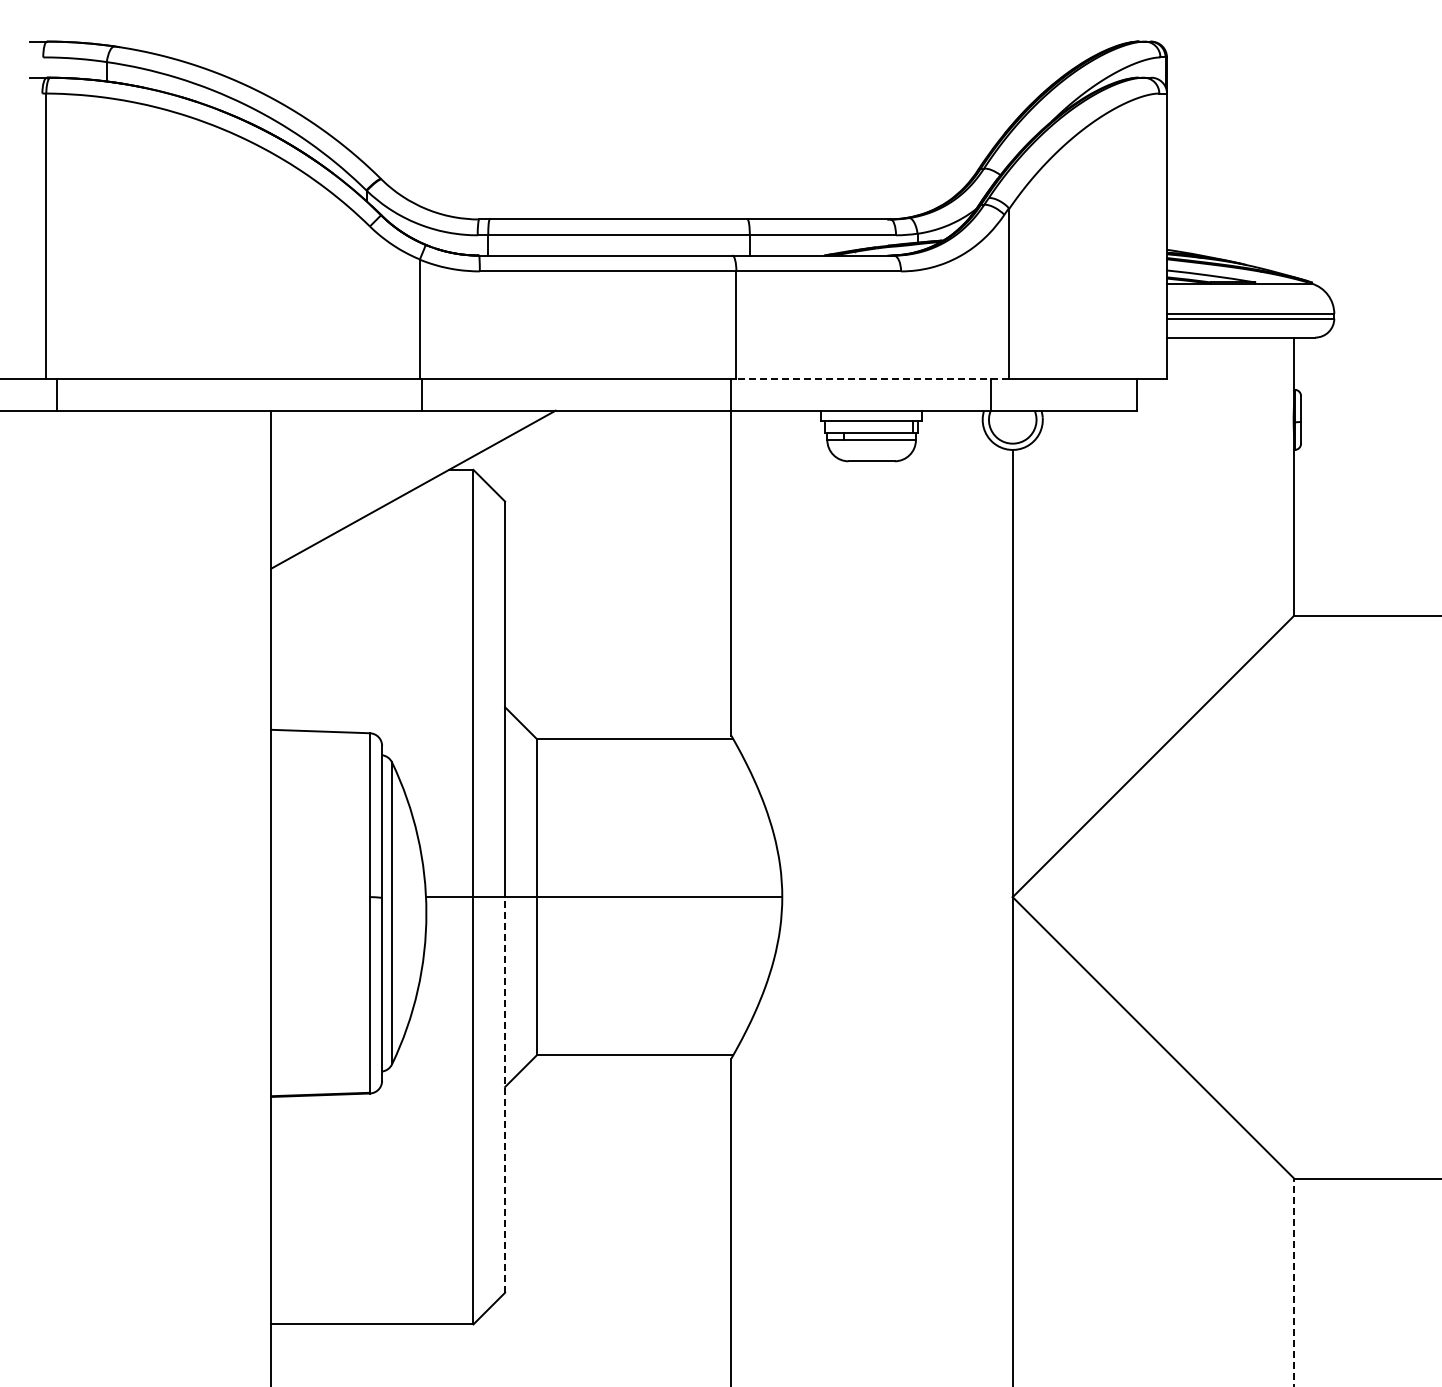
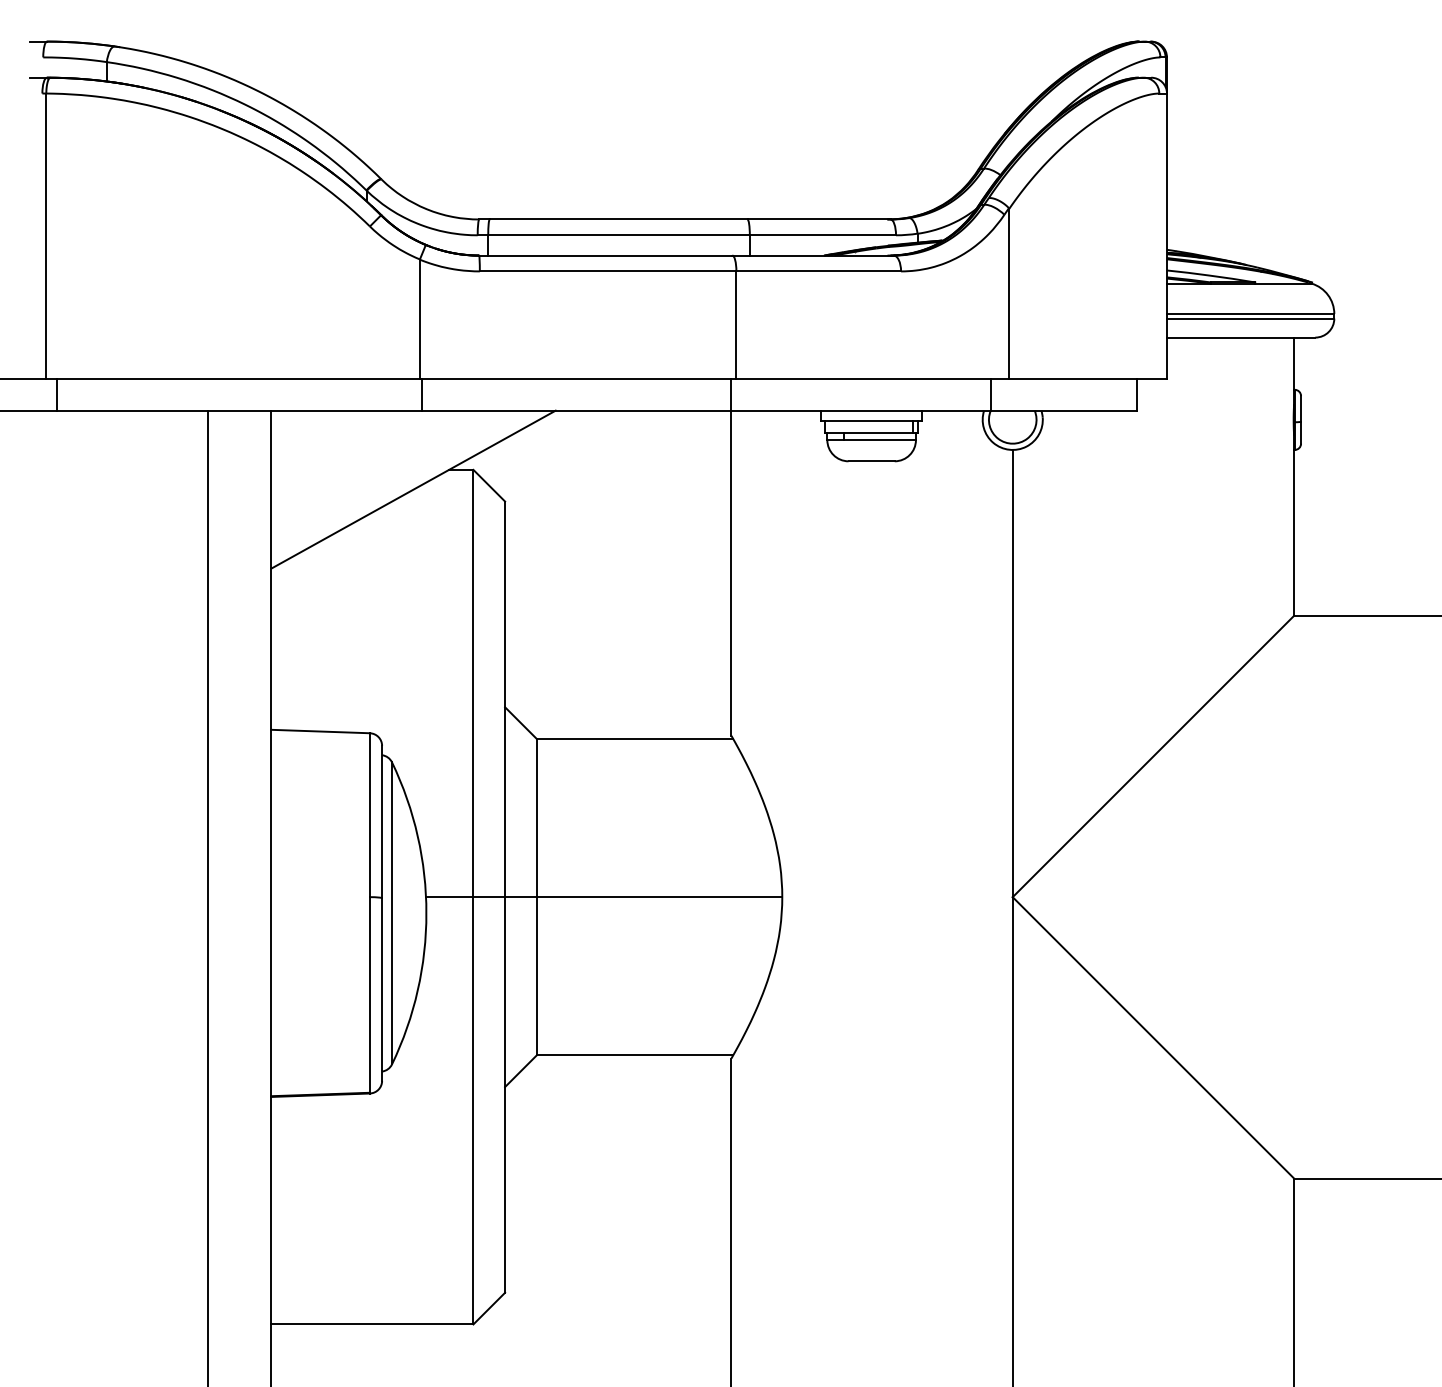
line: dashed -> solid (872, 379)
line: none -> present (208, 896)
line: dashed -> solid (505, 1094)
line: dashed -> solid (1294, 1282)
